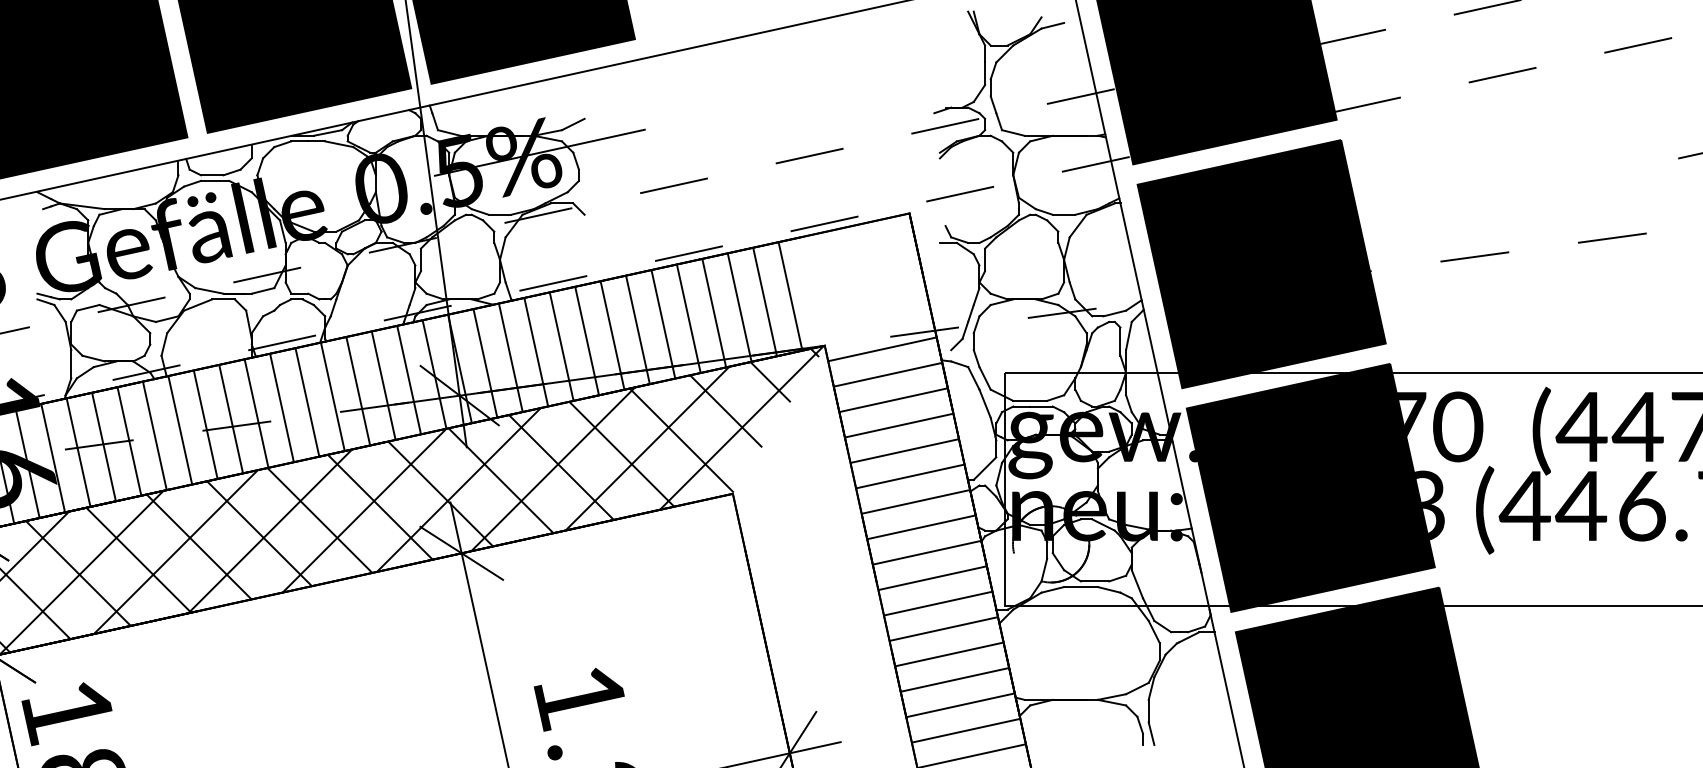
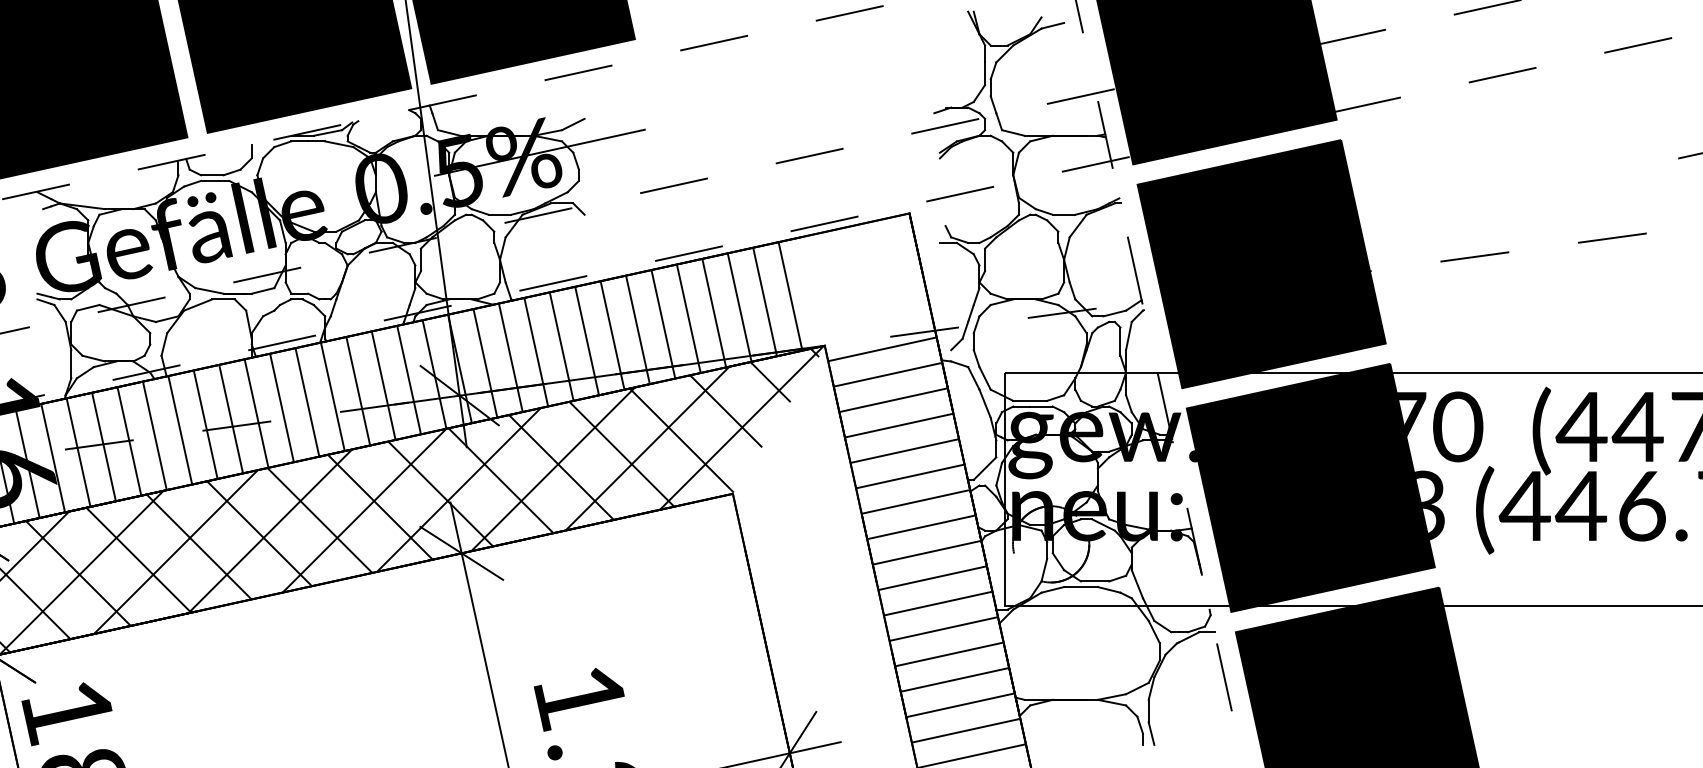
line: solid -> dashed (455, 99)
line: solid -> dashed (1160, 384)
